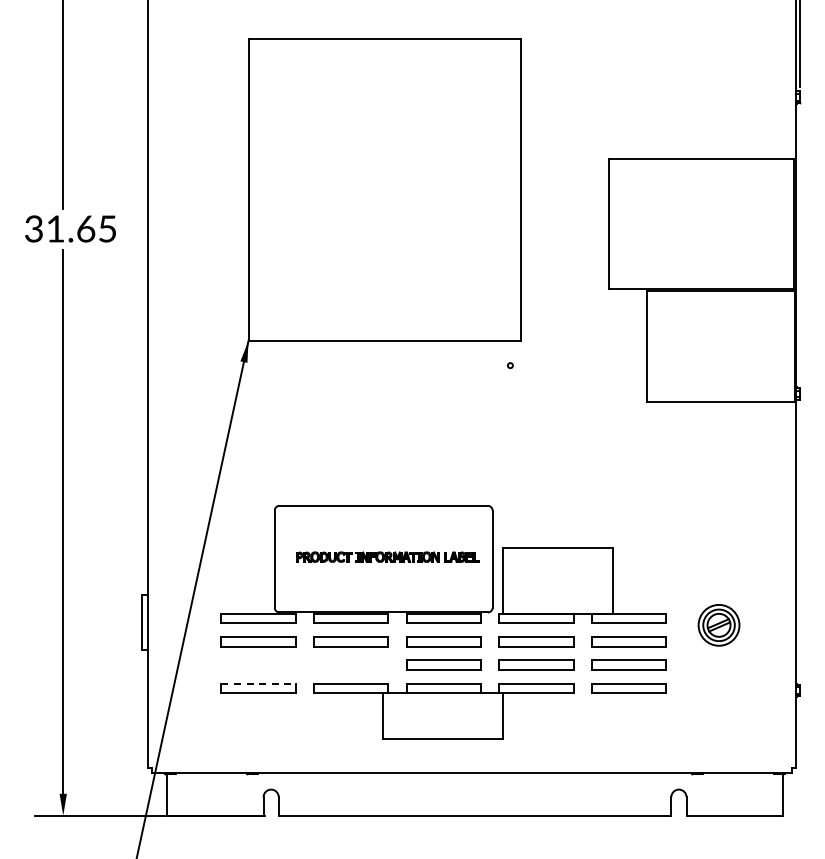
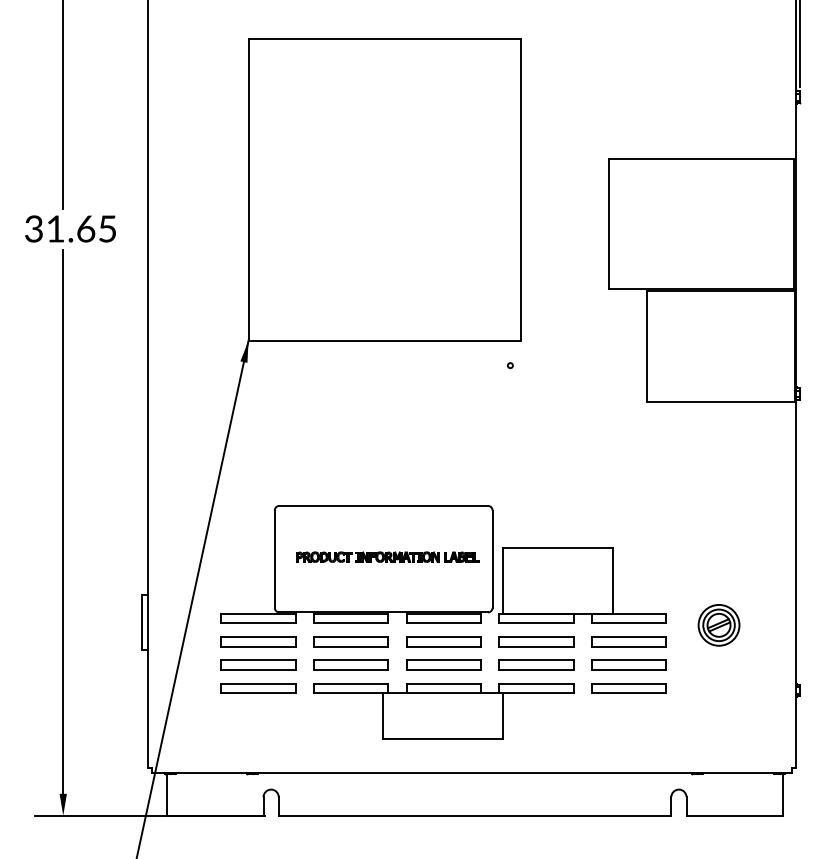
part: none -> present (258, 664)
part: none -> present (350, 664)
line: dashed -> solid (258, 683)
